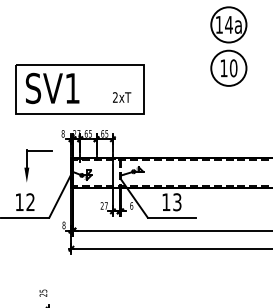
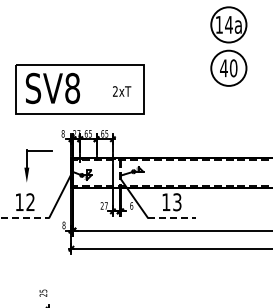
text: 10 -> 40 (223, 68)
text: SV1 -> SV8 (72, 88)
text position: (122, 97) -> (122, 91) (122, 91)
line: solid -> dashed (25, 217)
line: solid -> dashed (172, 217)
